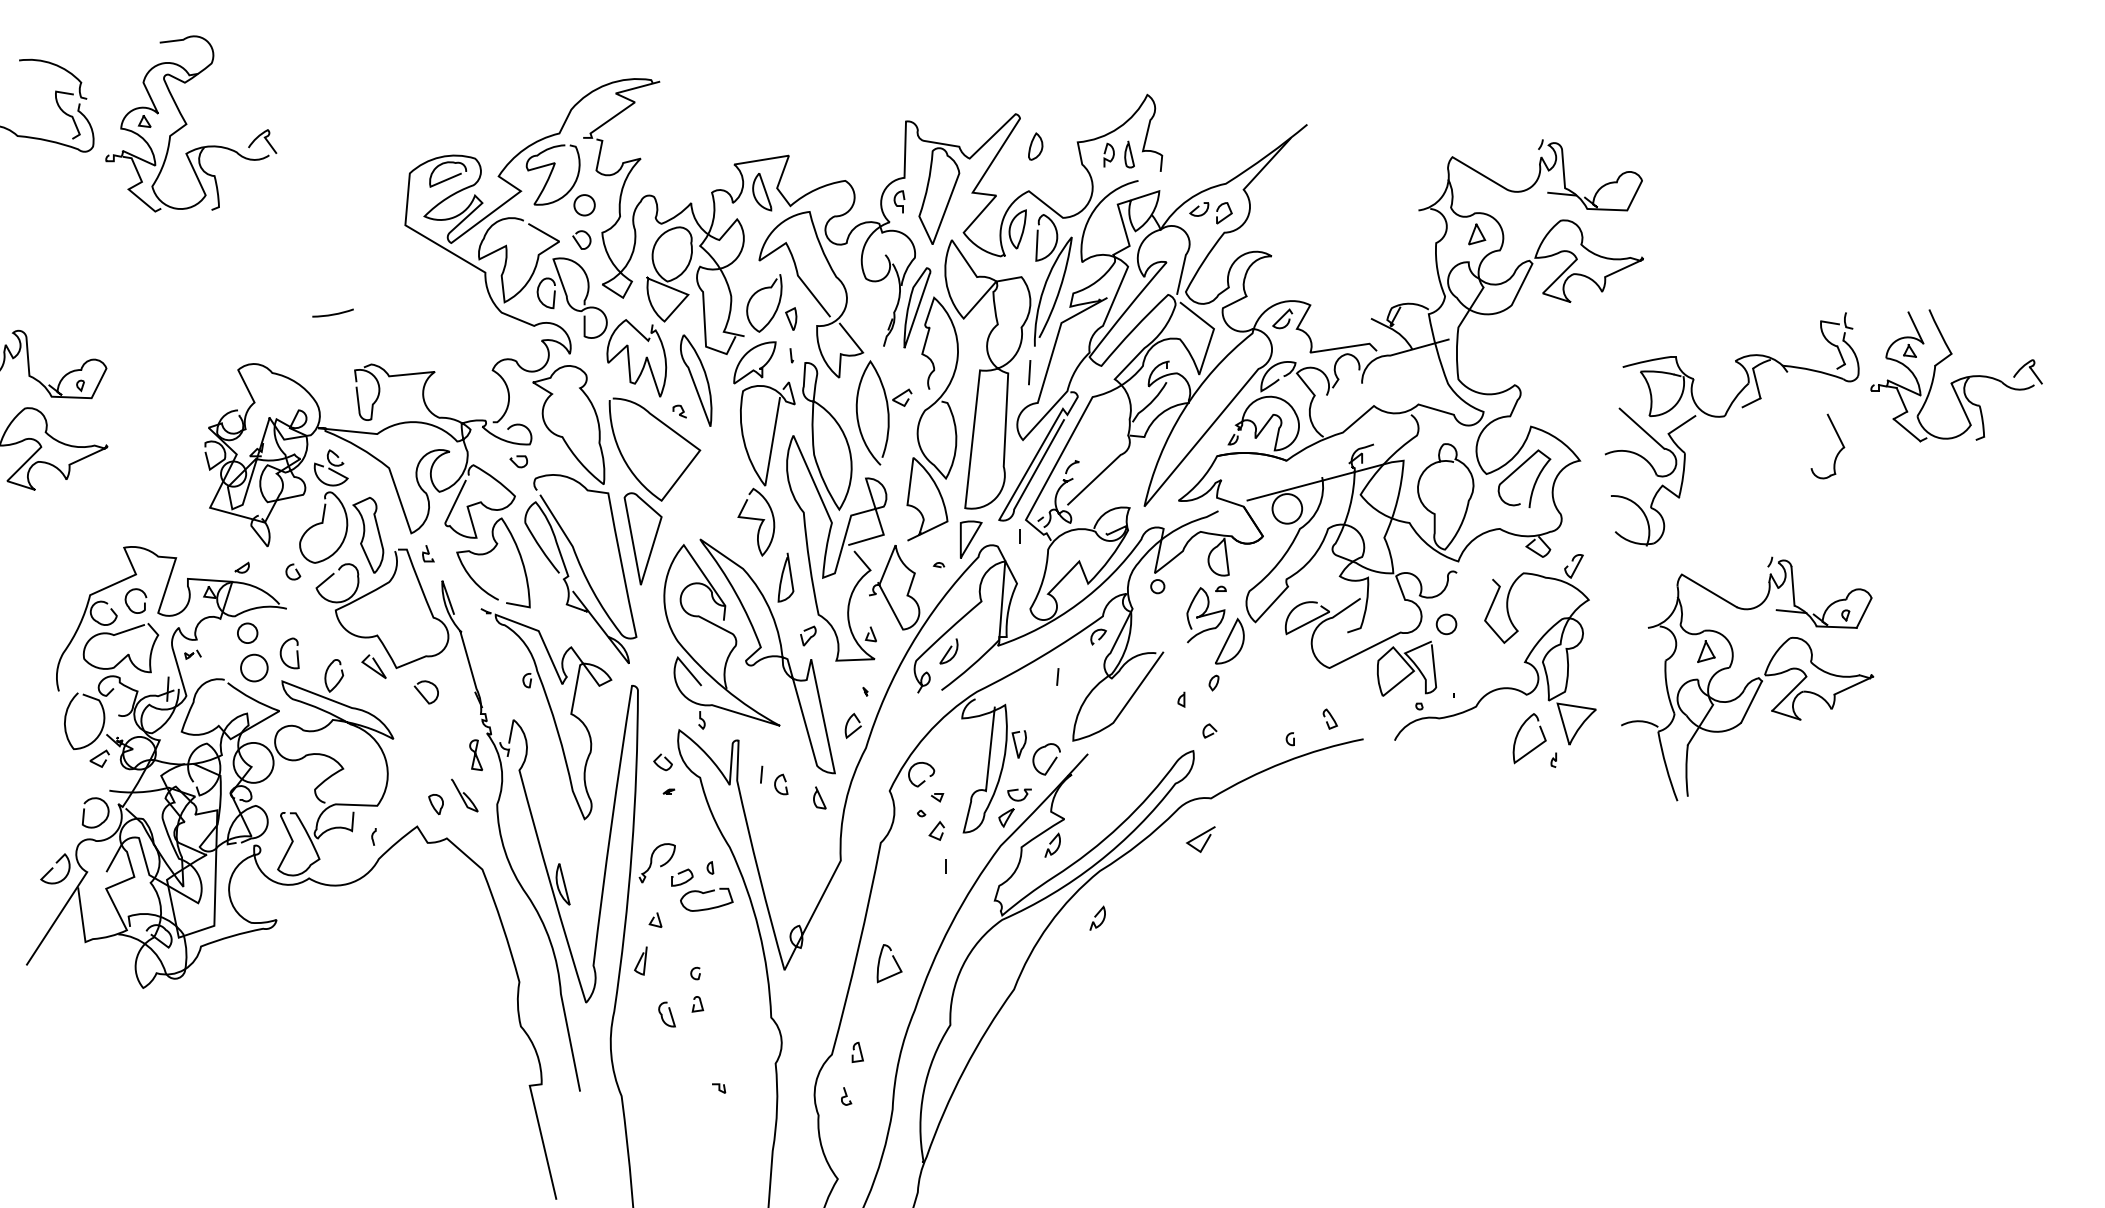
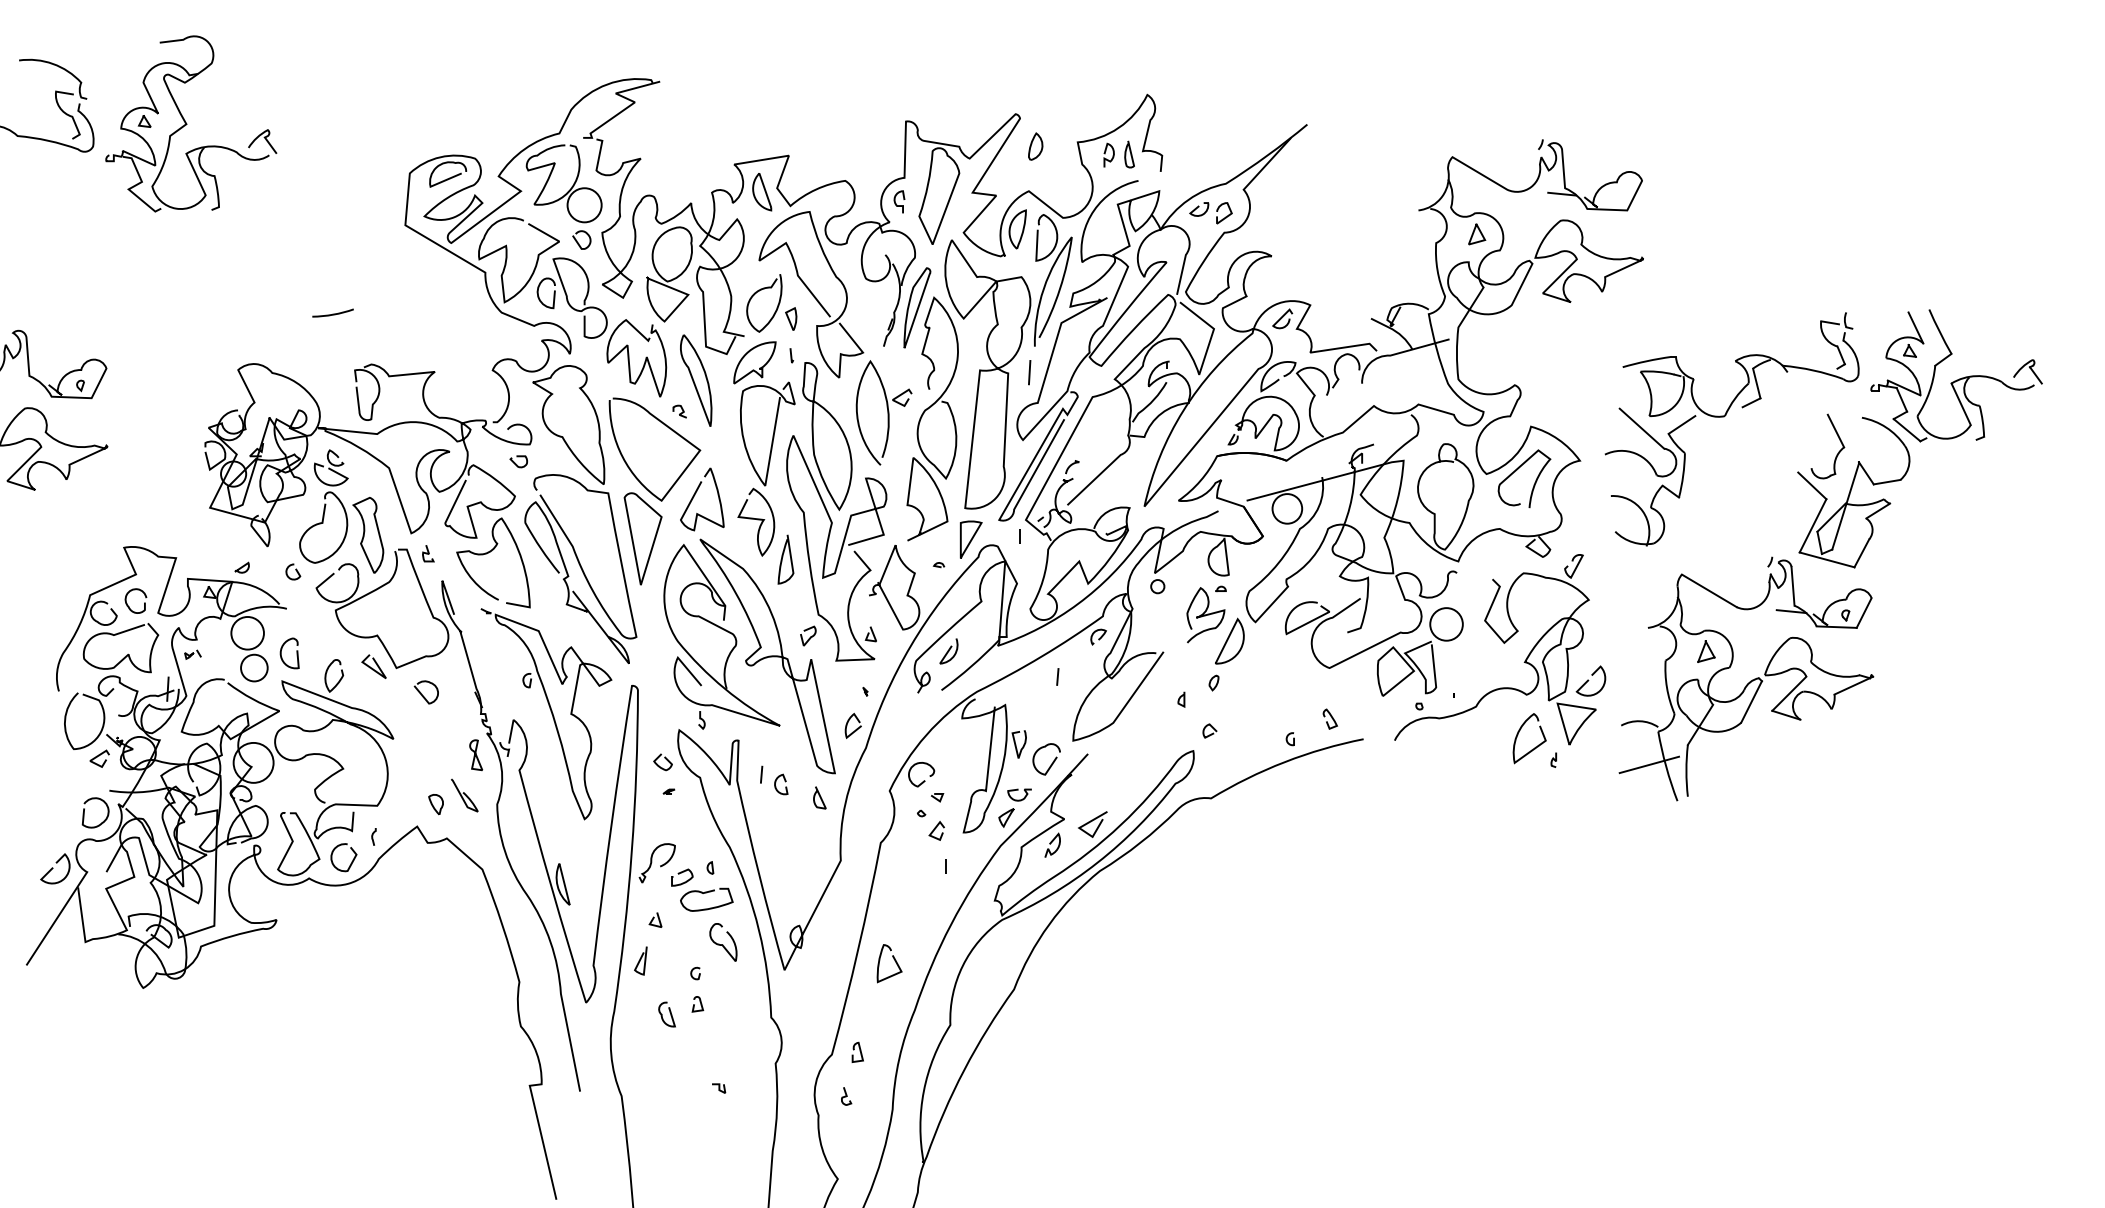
circle diameter: 20 px -> 34 px (584, 205)
part: none -> present (1853, 492)
curve: none -> present (695, 495)
curve position: (783, 575) -> (783, 557) (783, 557)
circle diameter: 20 px -> 33 px (1446, 624)
circle diameter: 20 px -> 33 px (247, 632)
curve: none -> present (1589, 680)
line: none -> present (1649, 764)
line position: (1199, 837) -> (1091, 822) (1091, 822)
curve: none -> present (351, 861)
curve: present -> none (1096, 916)
curve: none -> present (723, 944)
